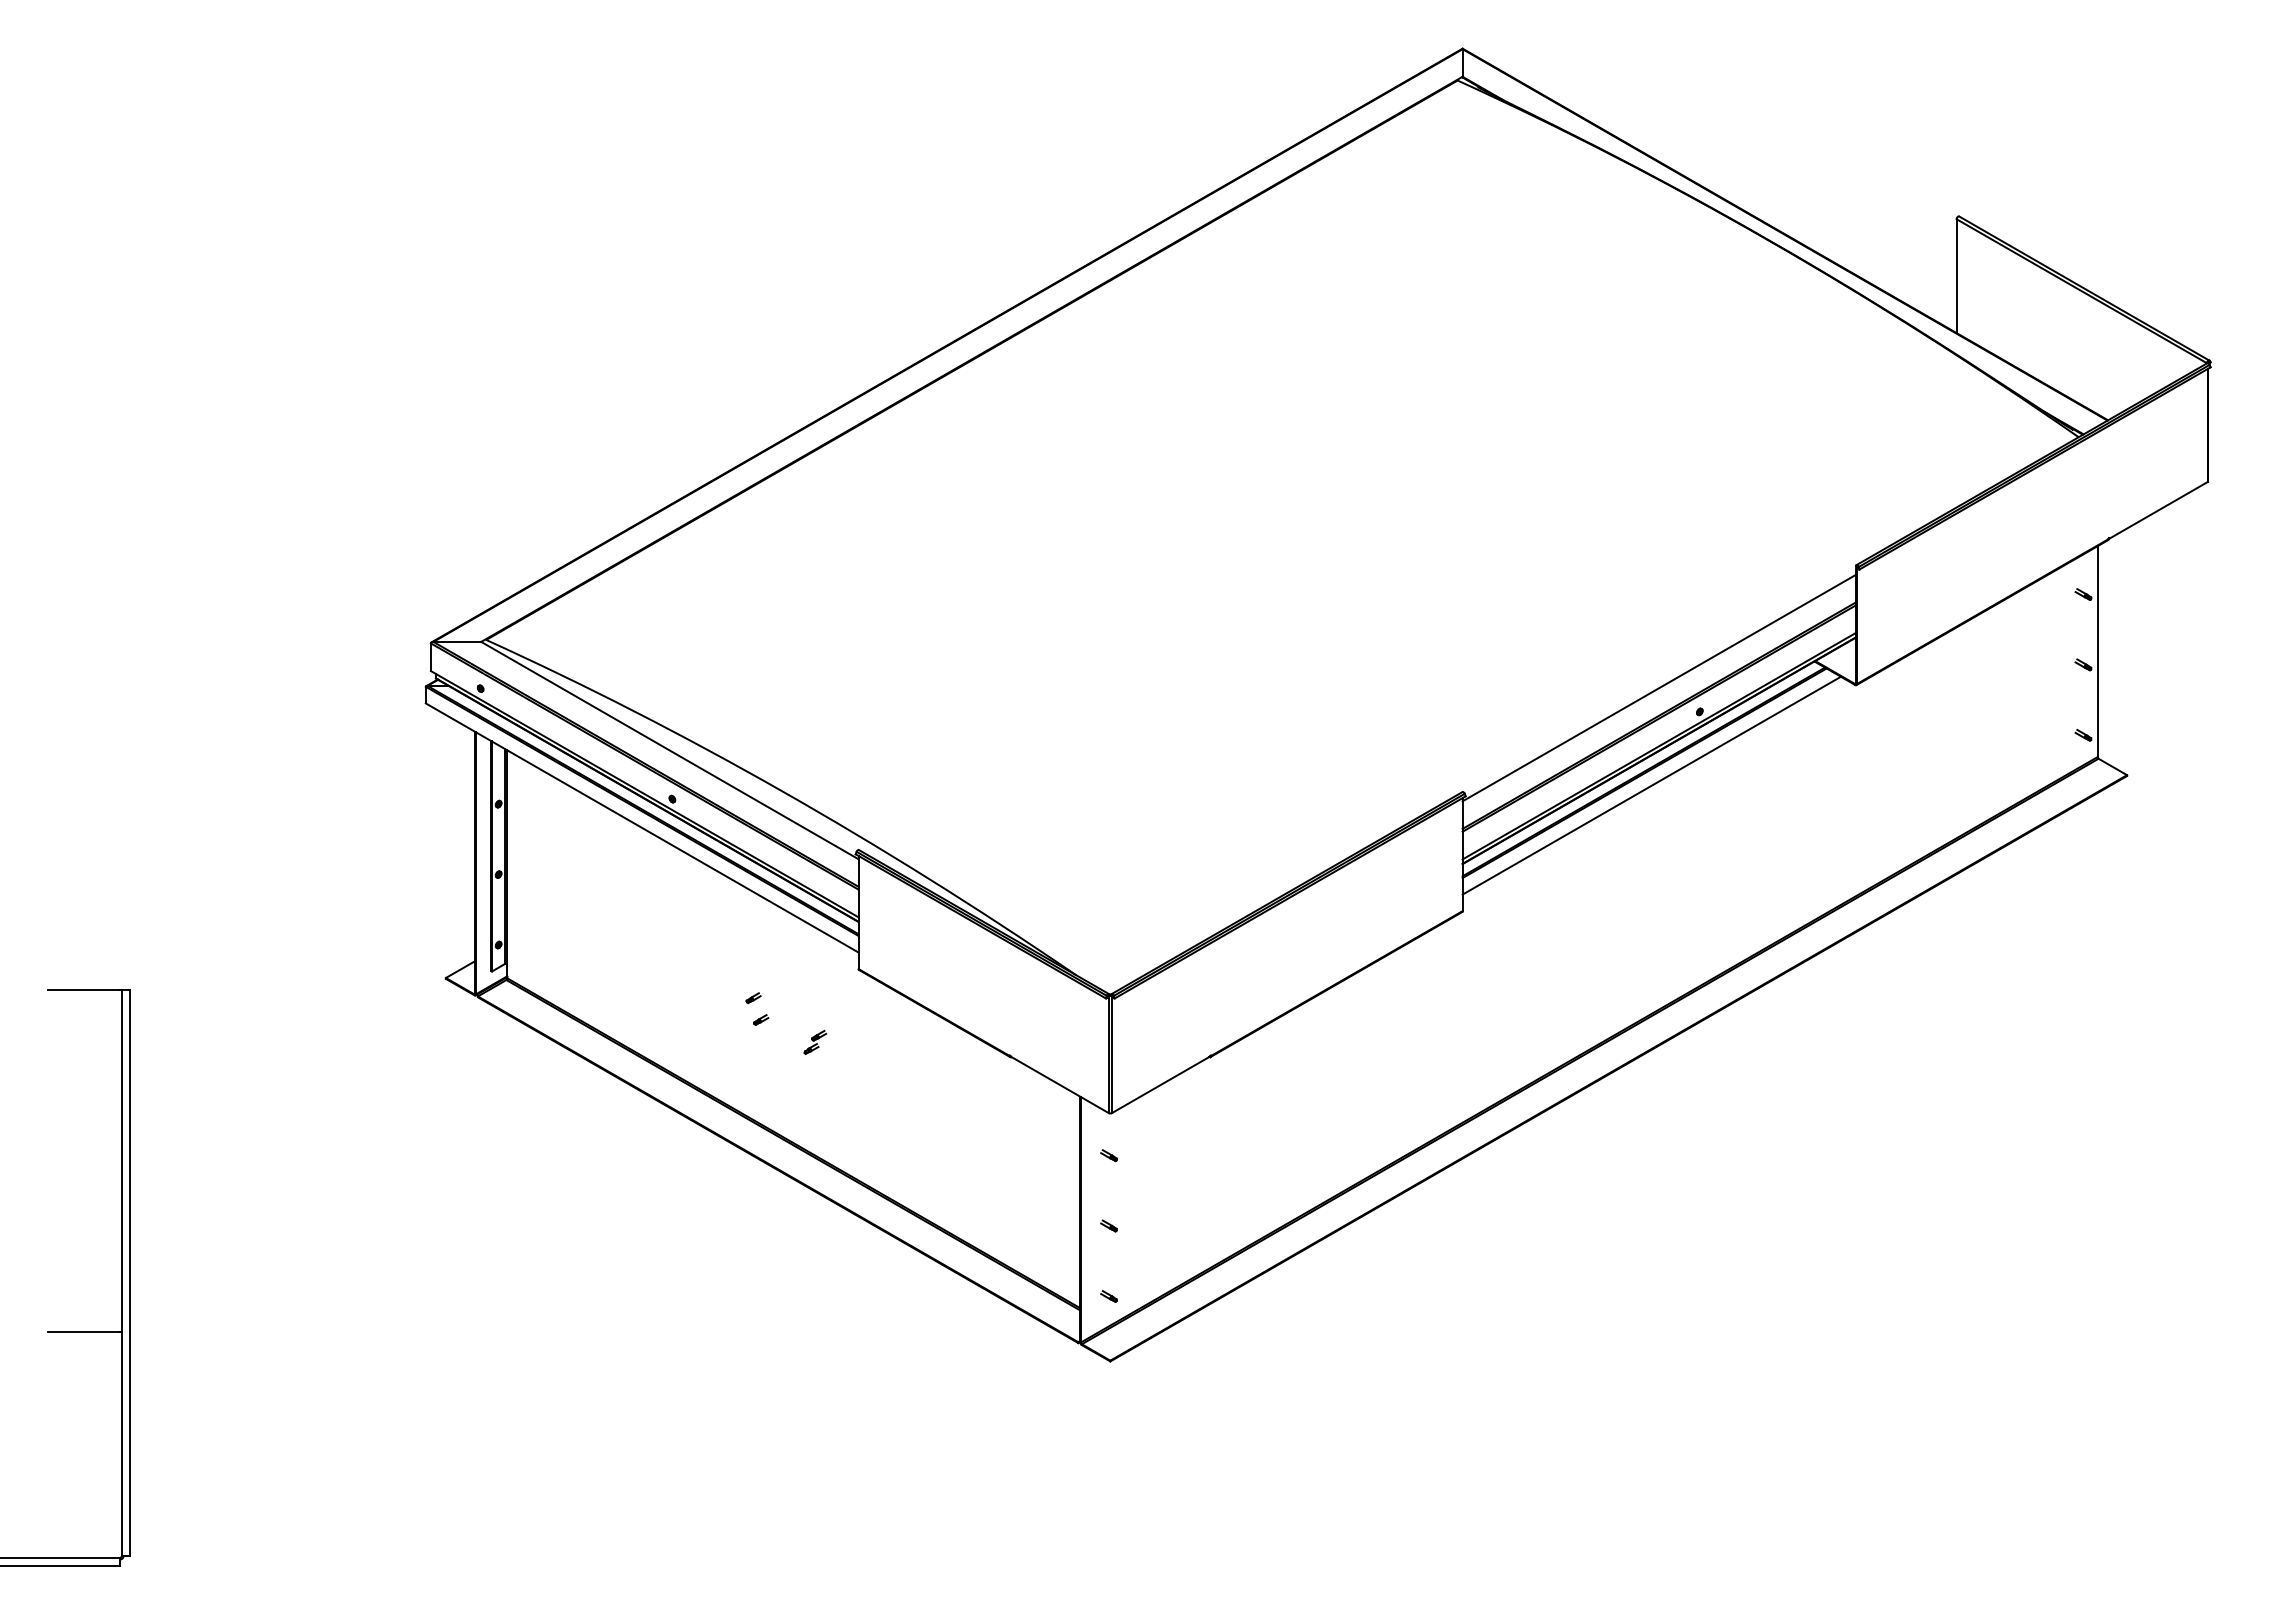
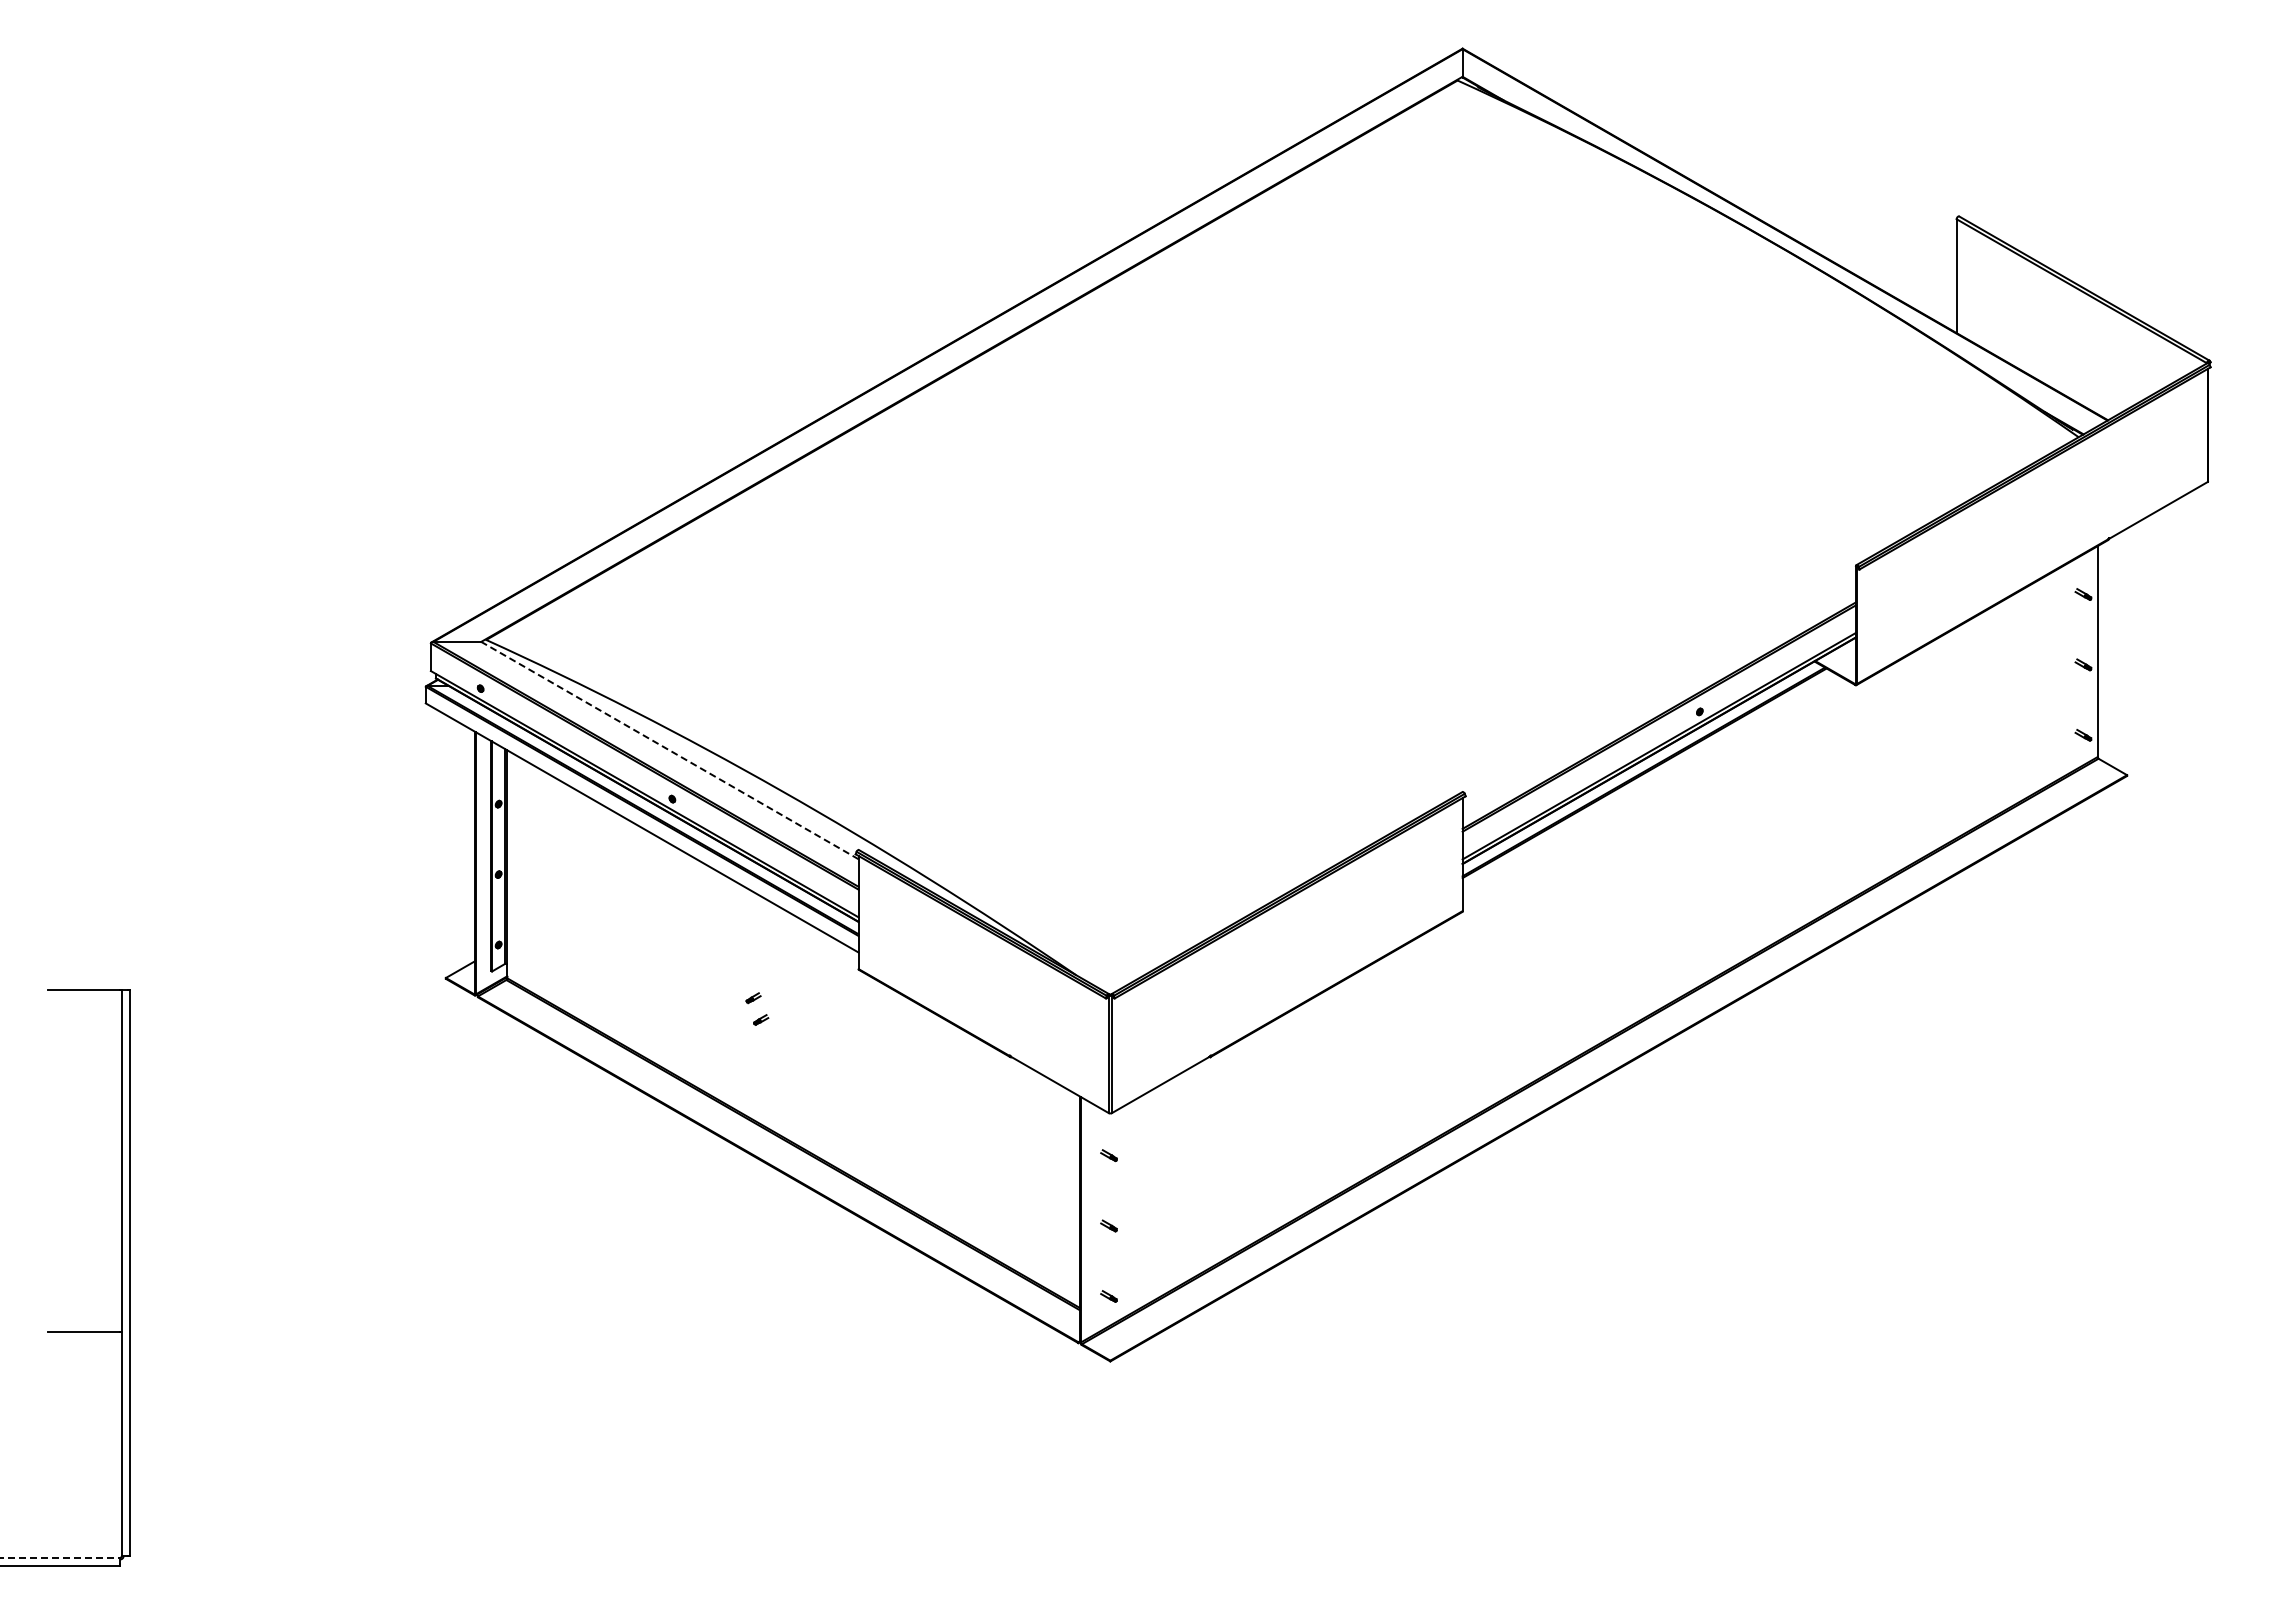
line: present -> none (1659, 687)
line: solid -> dashed (669, 750)
line: present -> none (1651, 785)
part: present -> none (815, 1042)
line: solid -> dashed (60, 1557)
